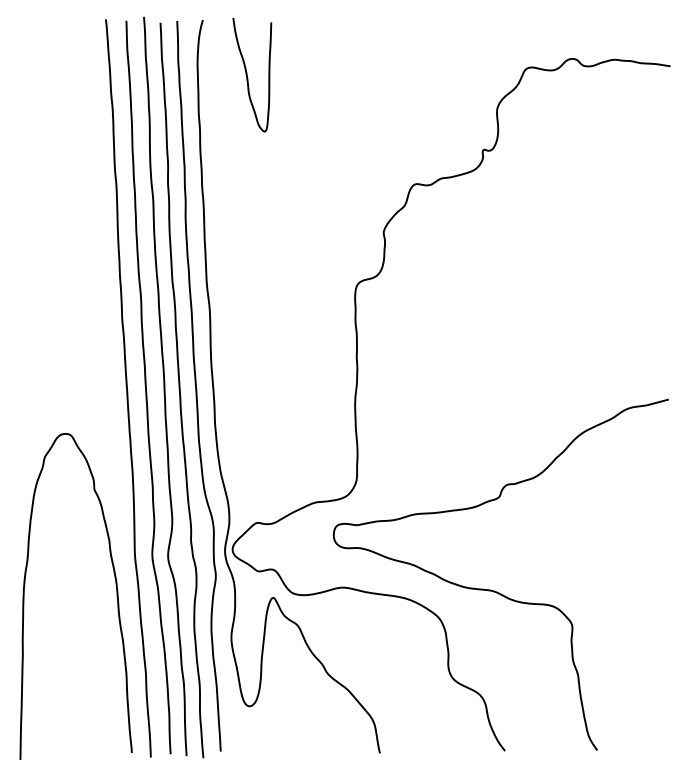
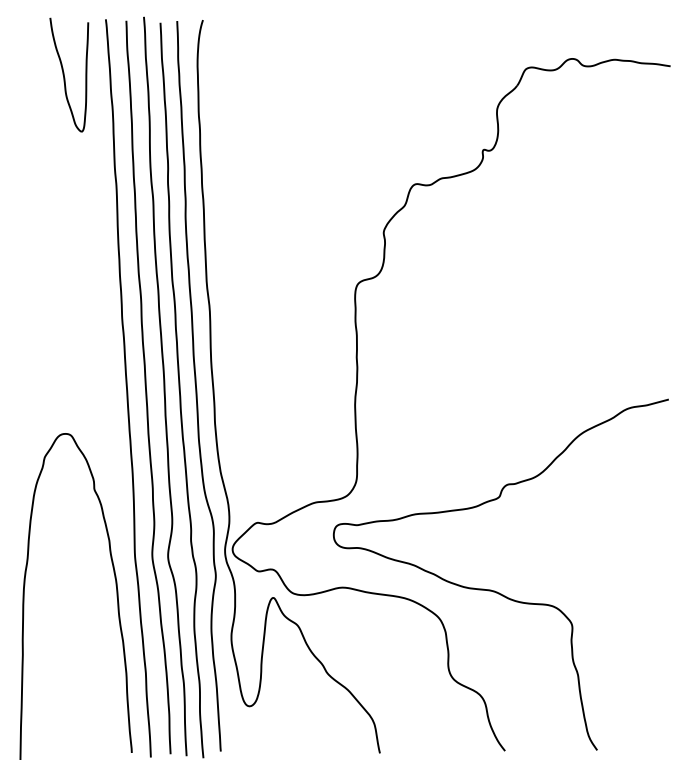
curve position: (247, 74) -> (64, 74) (64, 74)
